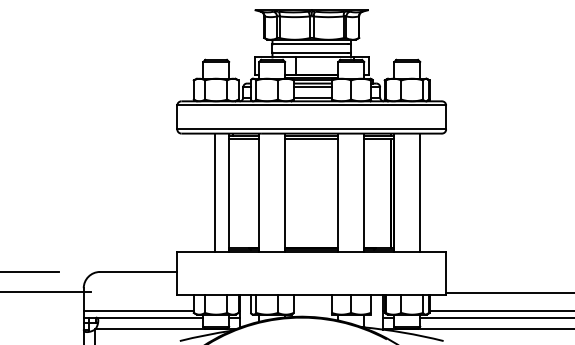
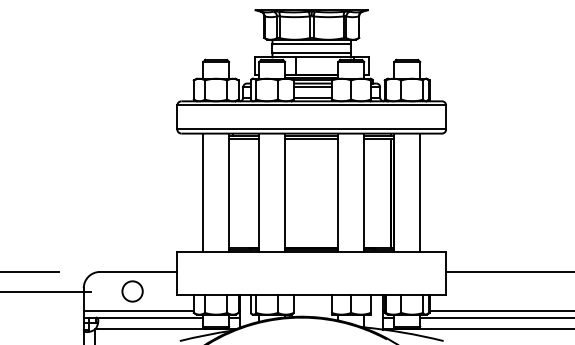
line position: (215, 192) -> (203, 192) (203, 192)
circle: none -> present (132, 291)
line position: (508, 292) -> (508, 271) (508, 271)
